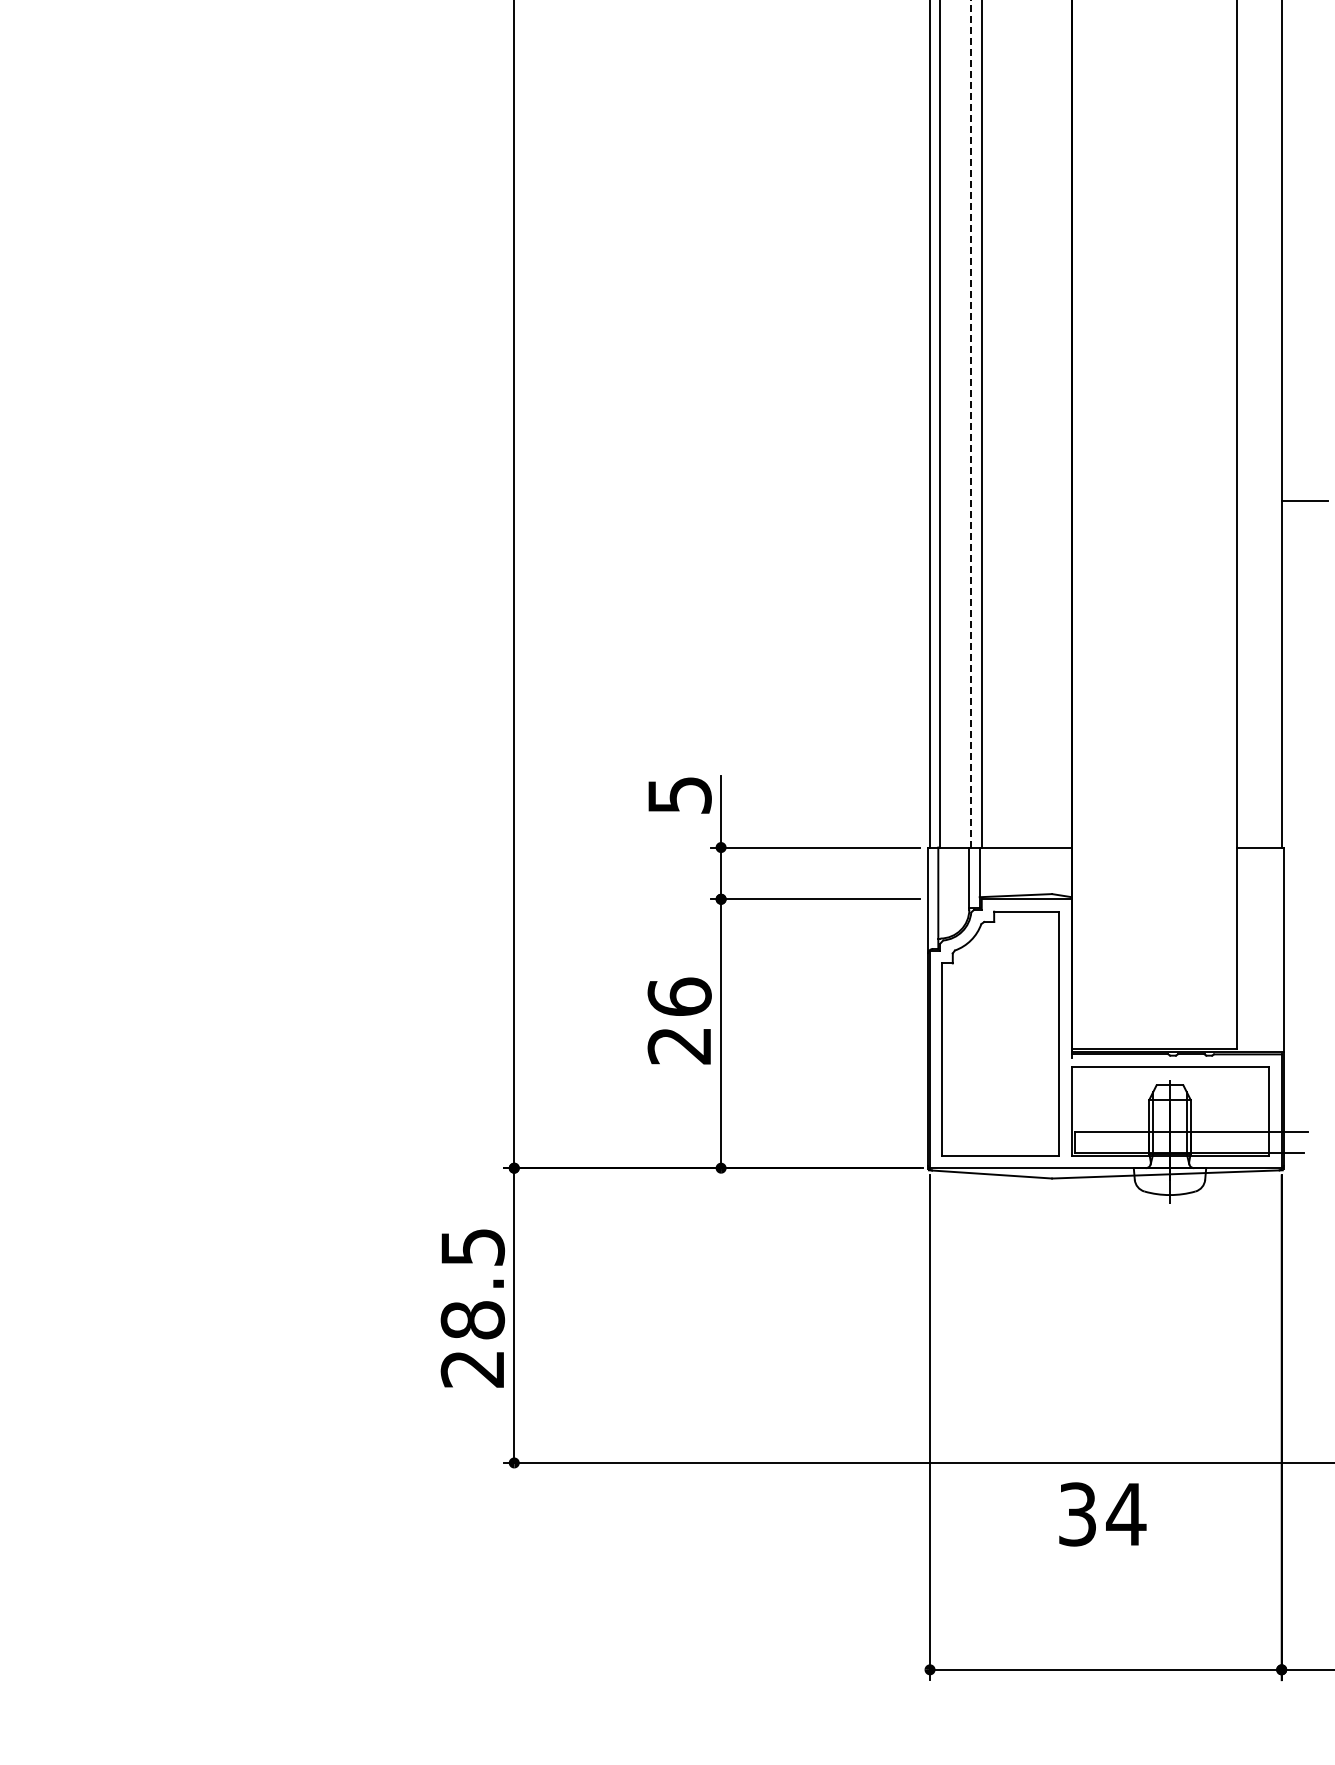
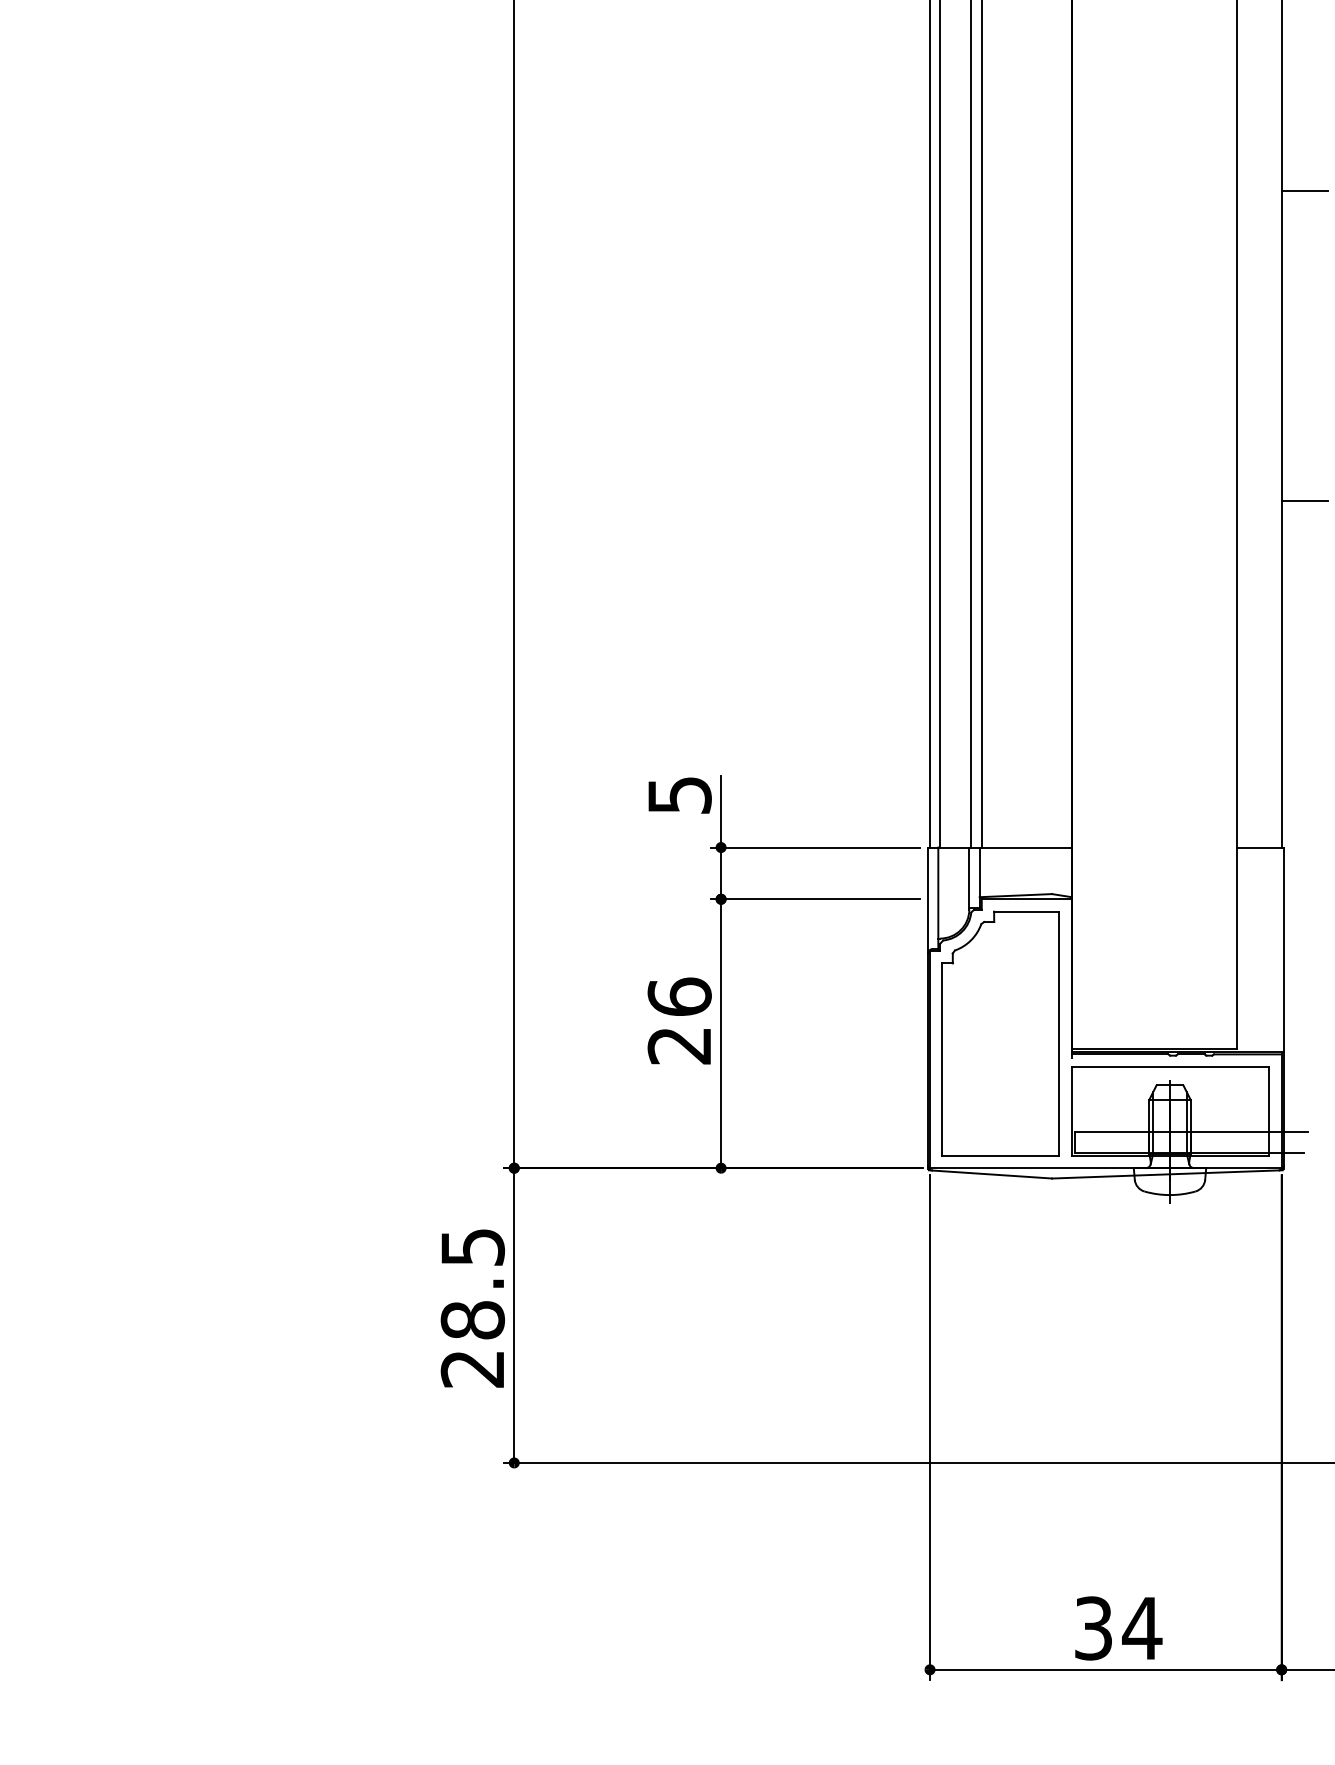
line: none -> present (1304, 190)
line: dashed -> solid (971, 423)
text position: (1102, 1514) -> (1118, 1628) (1118, 1628)
